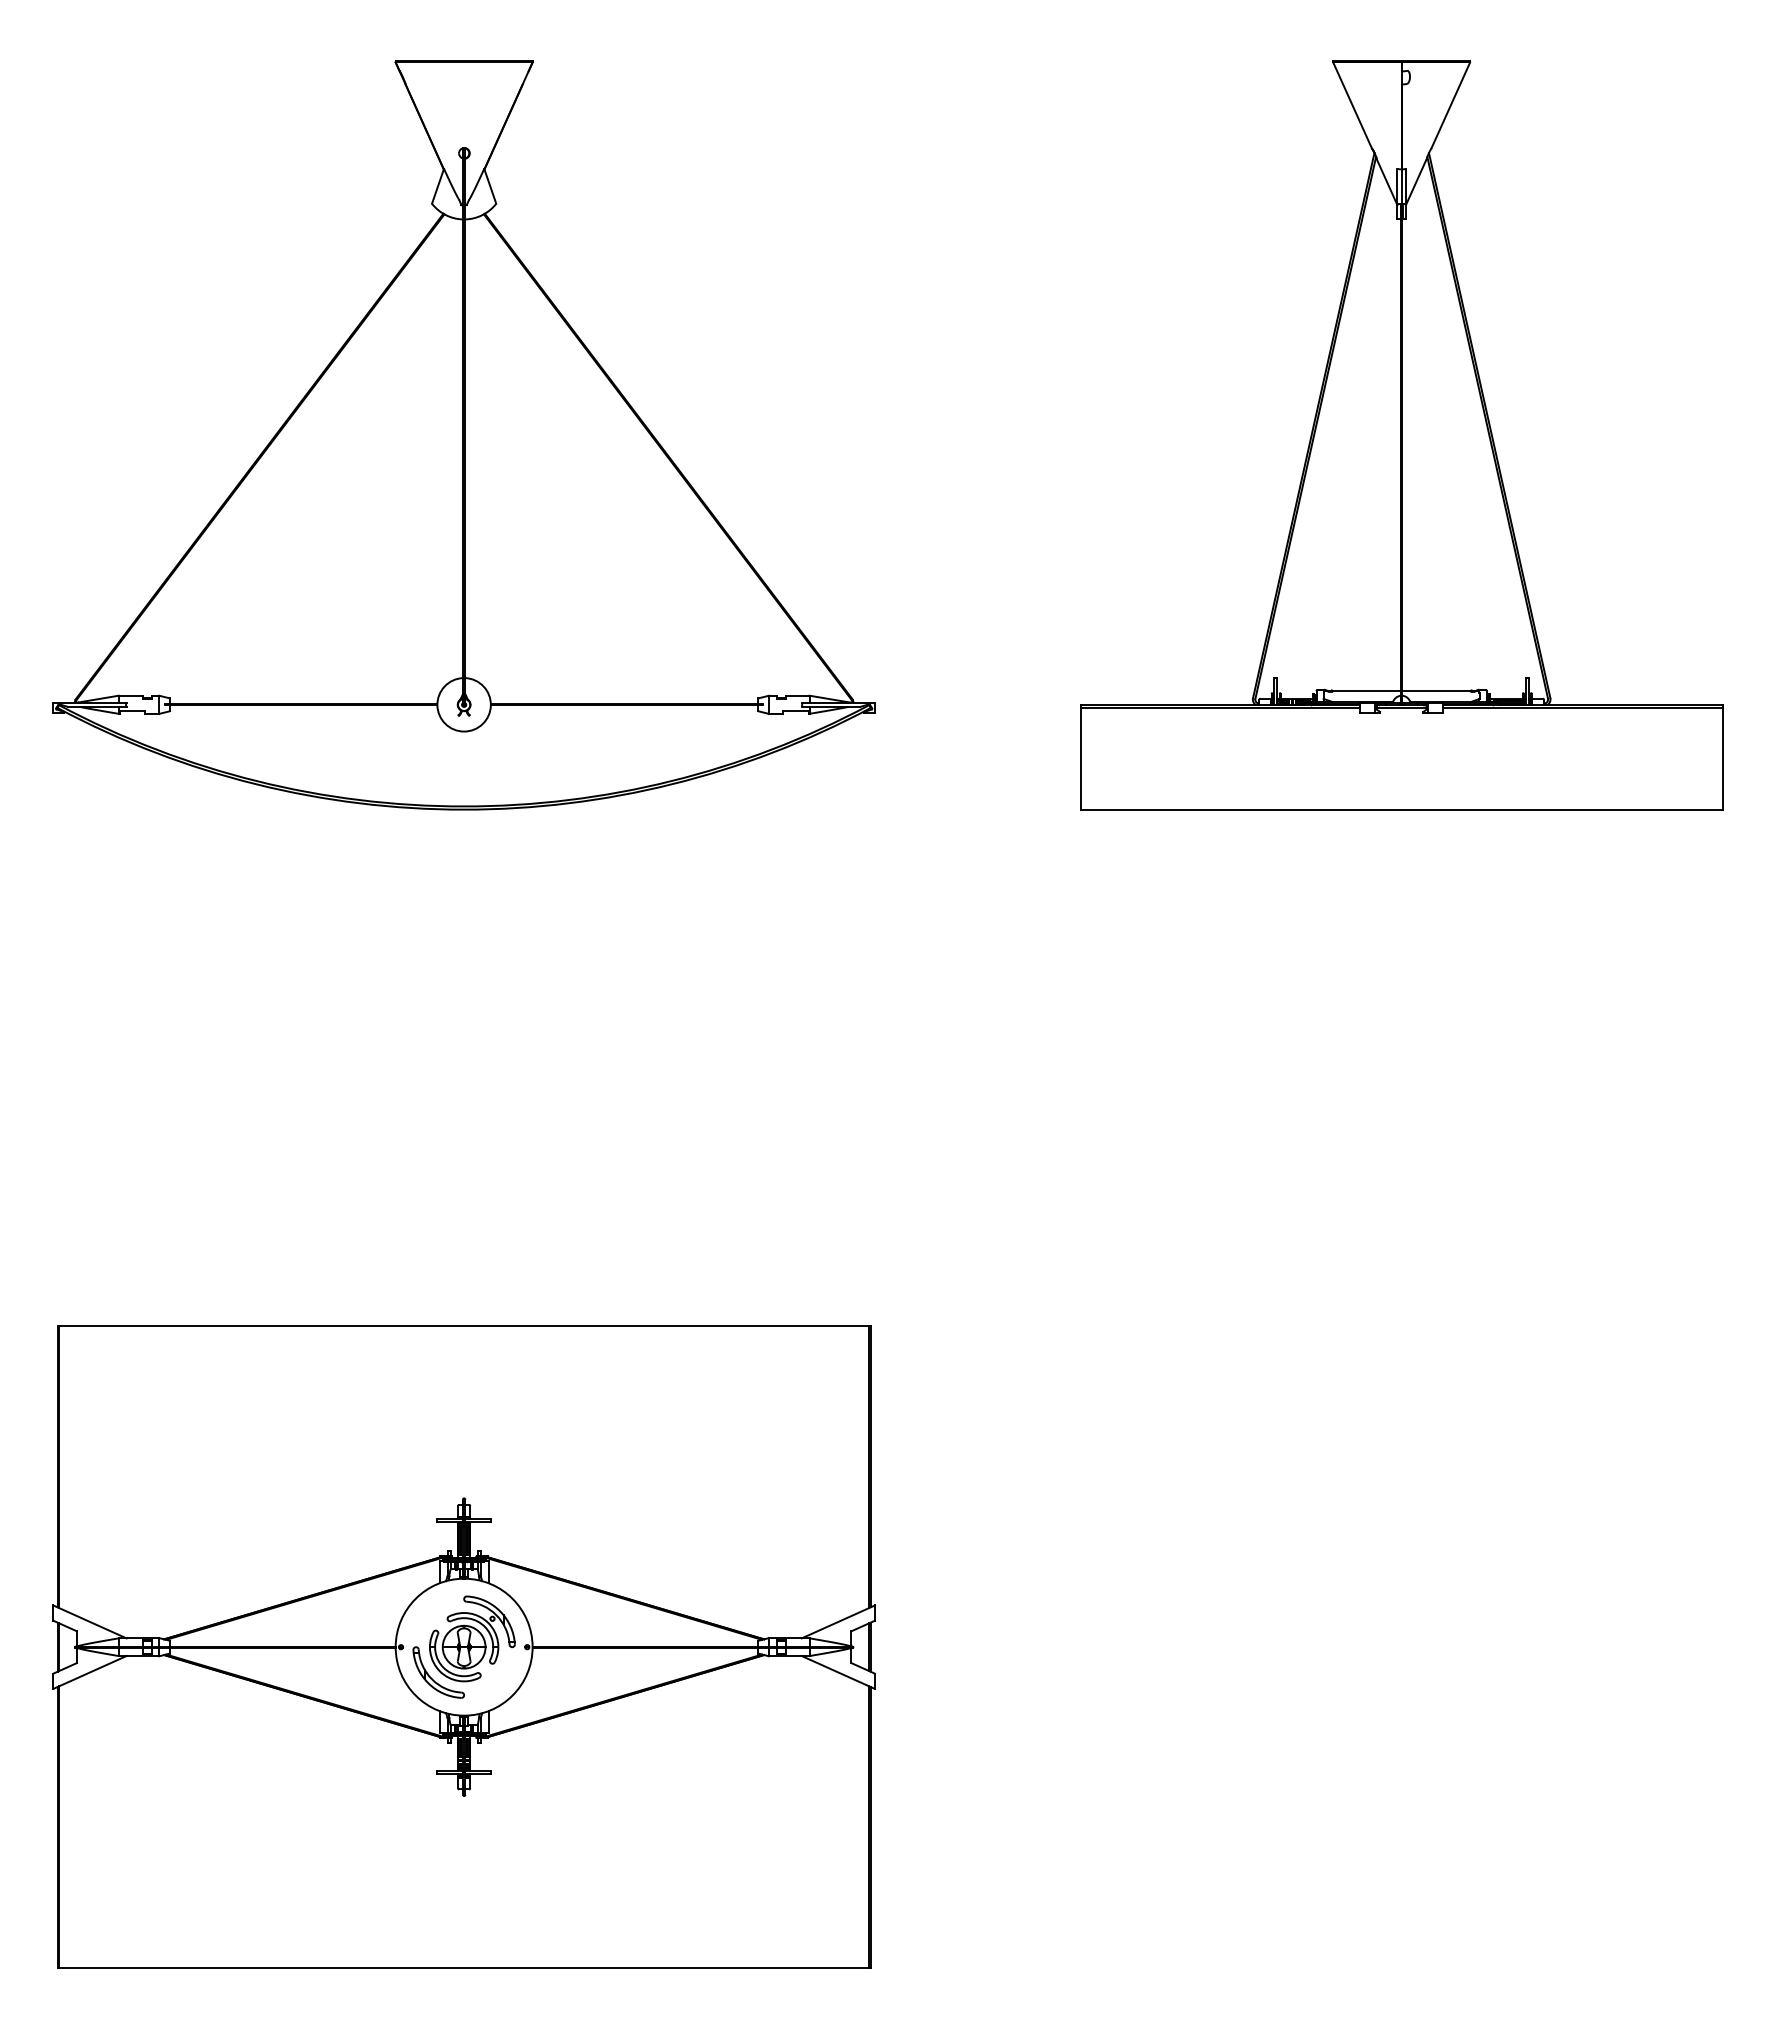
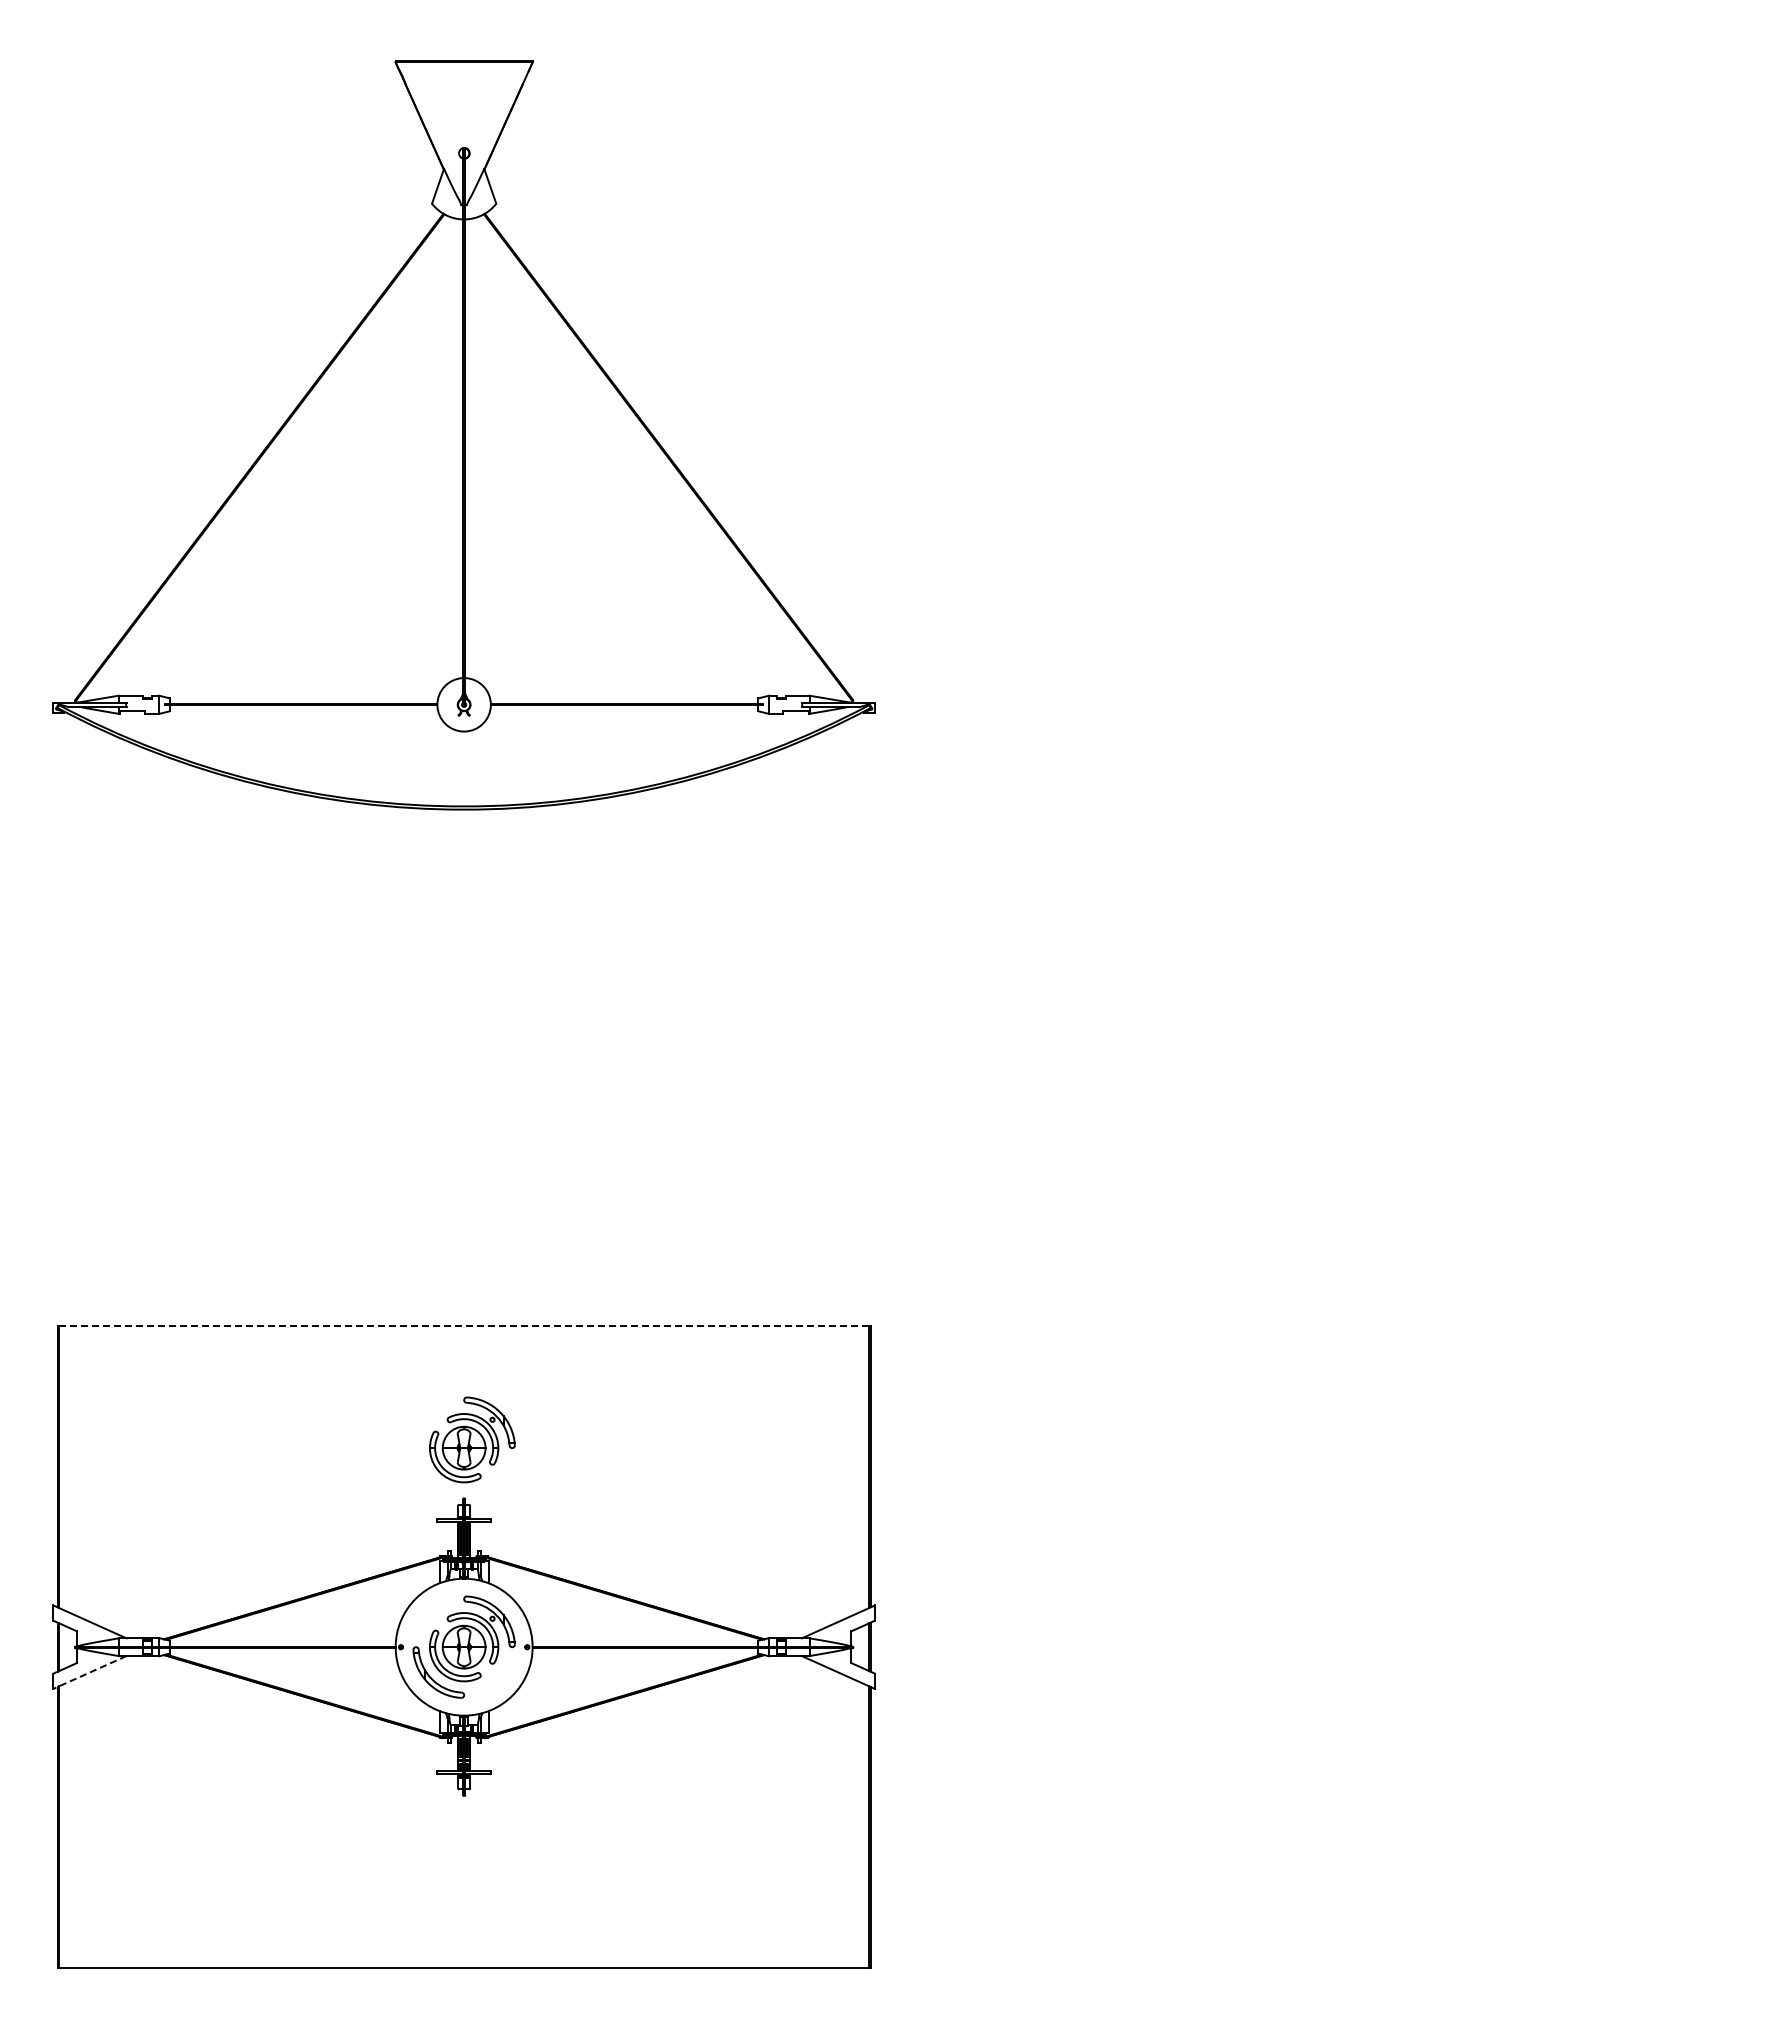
part: present -> none (1401, 435)
line: solid -> dashed (464, 1326)
part: none -> present (472, 1439)
line: solid -> dashed (89, 1672)
